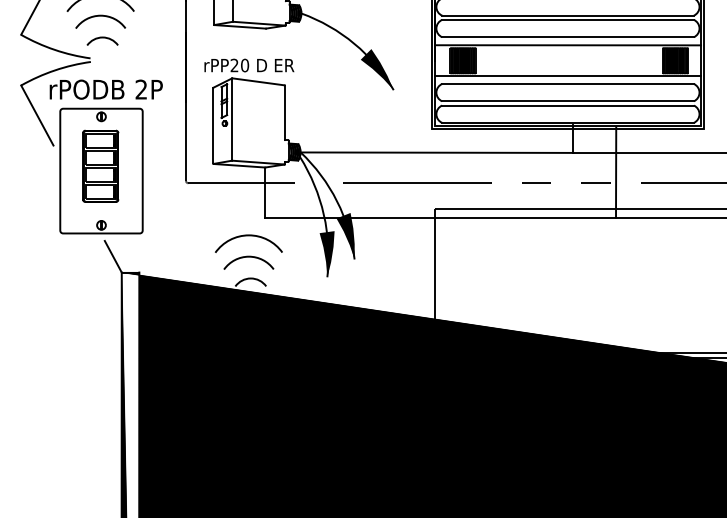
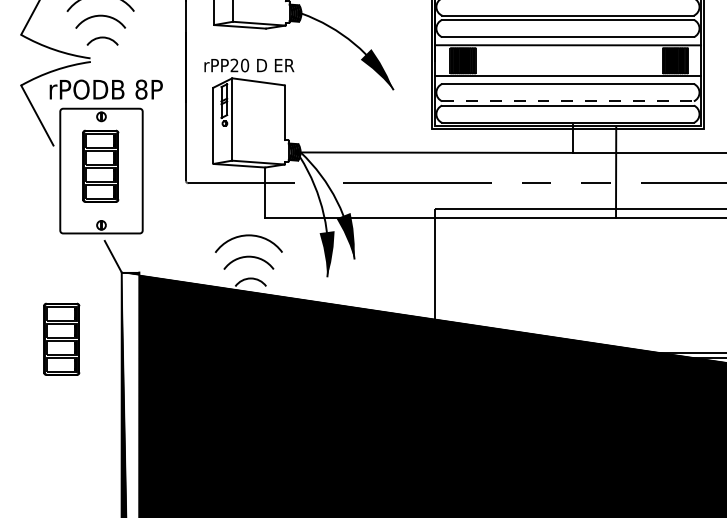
text: 2P -> 8P (141, 89)
line: solid -> dashed (568, 101)
part: none -> present (61, 338)
